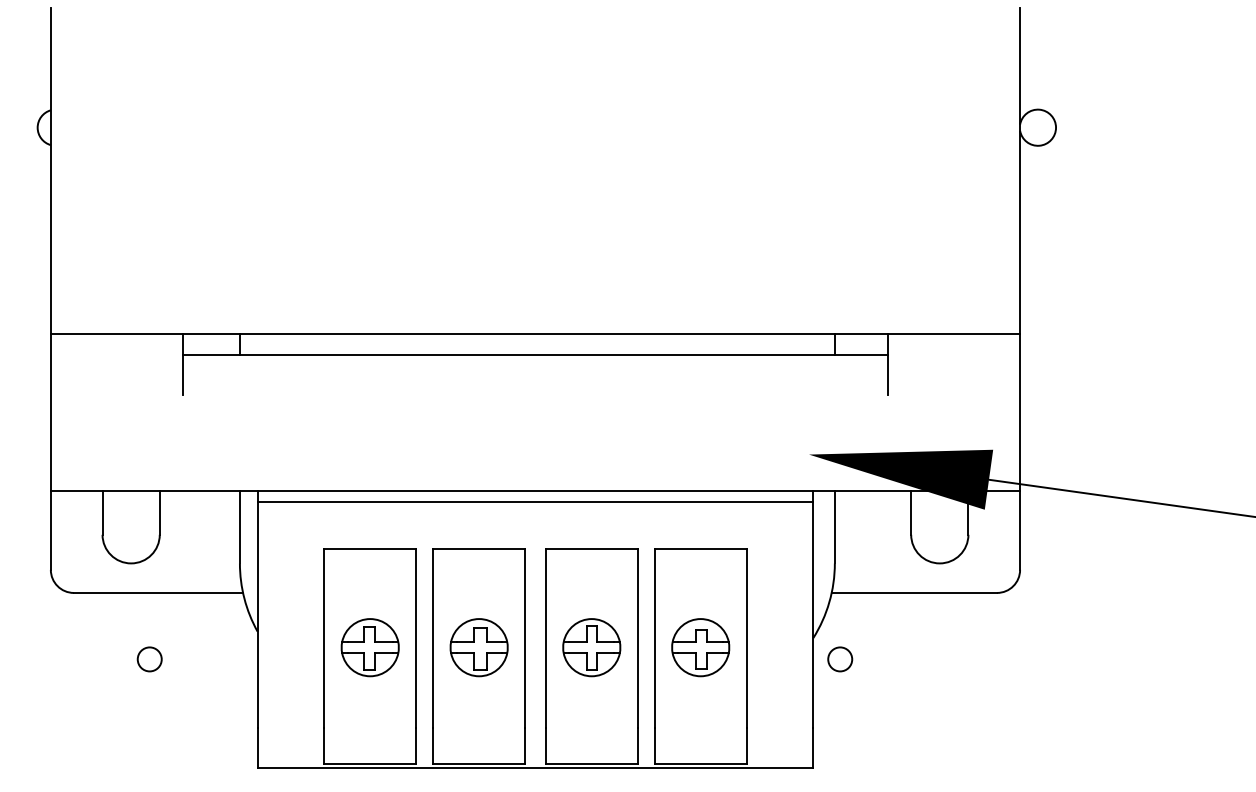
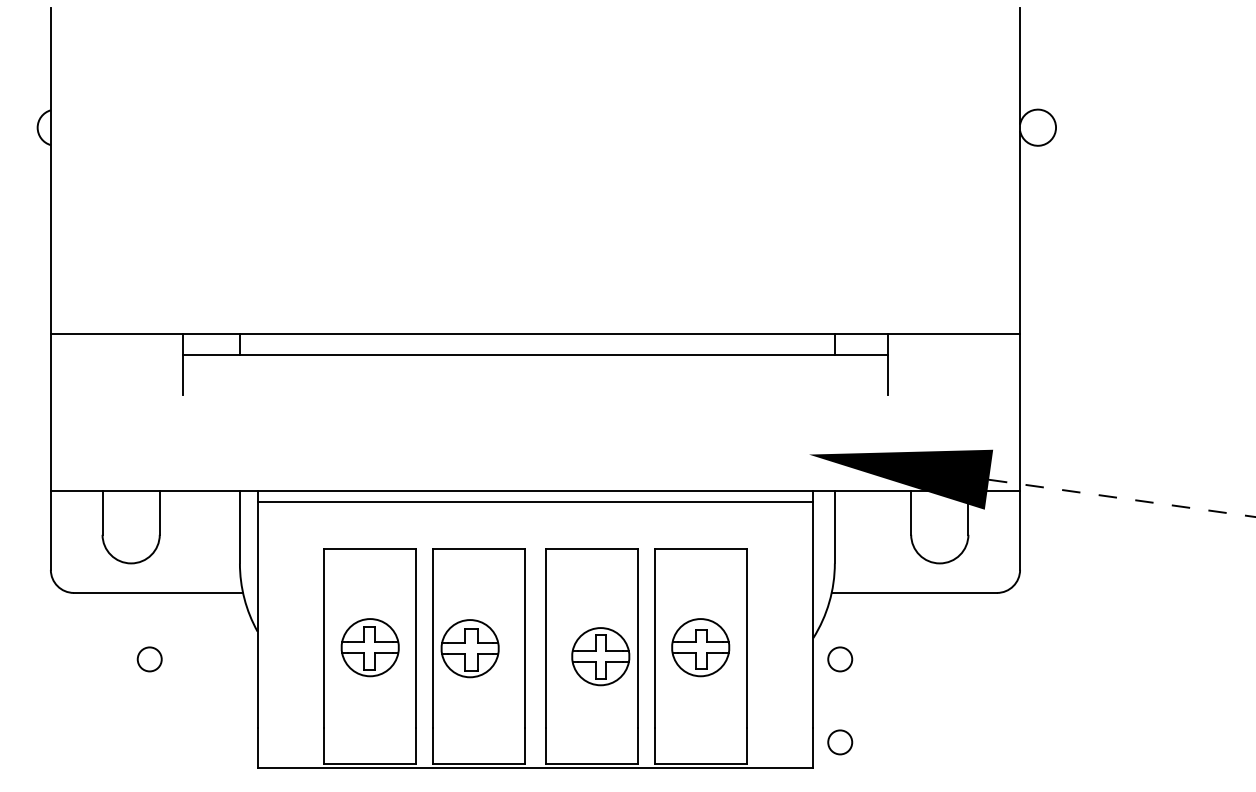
line: solid -> dashed (1122, 498)
part position: (478, 647) -> (469, 648) (469, 648)
part position: (591, 647) -> (600, 656) (600, 656)
circle: none -> present (840, 742)
